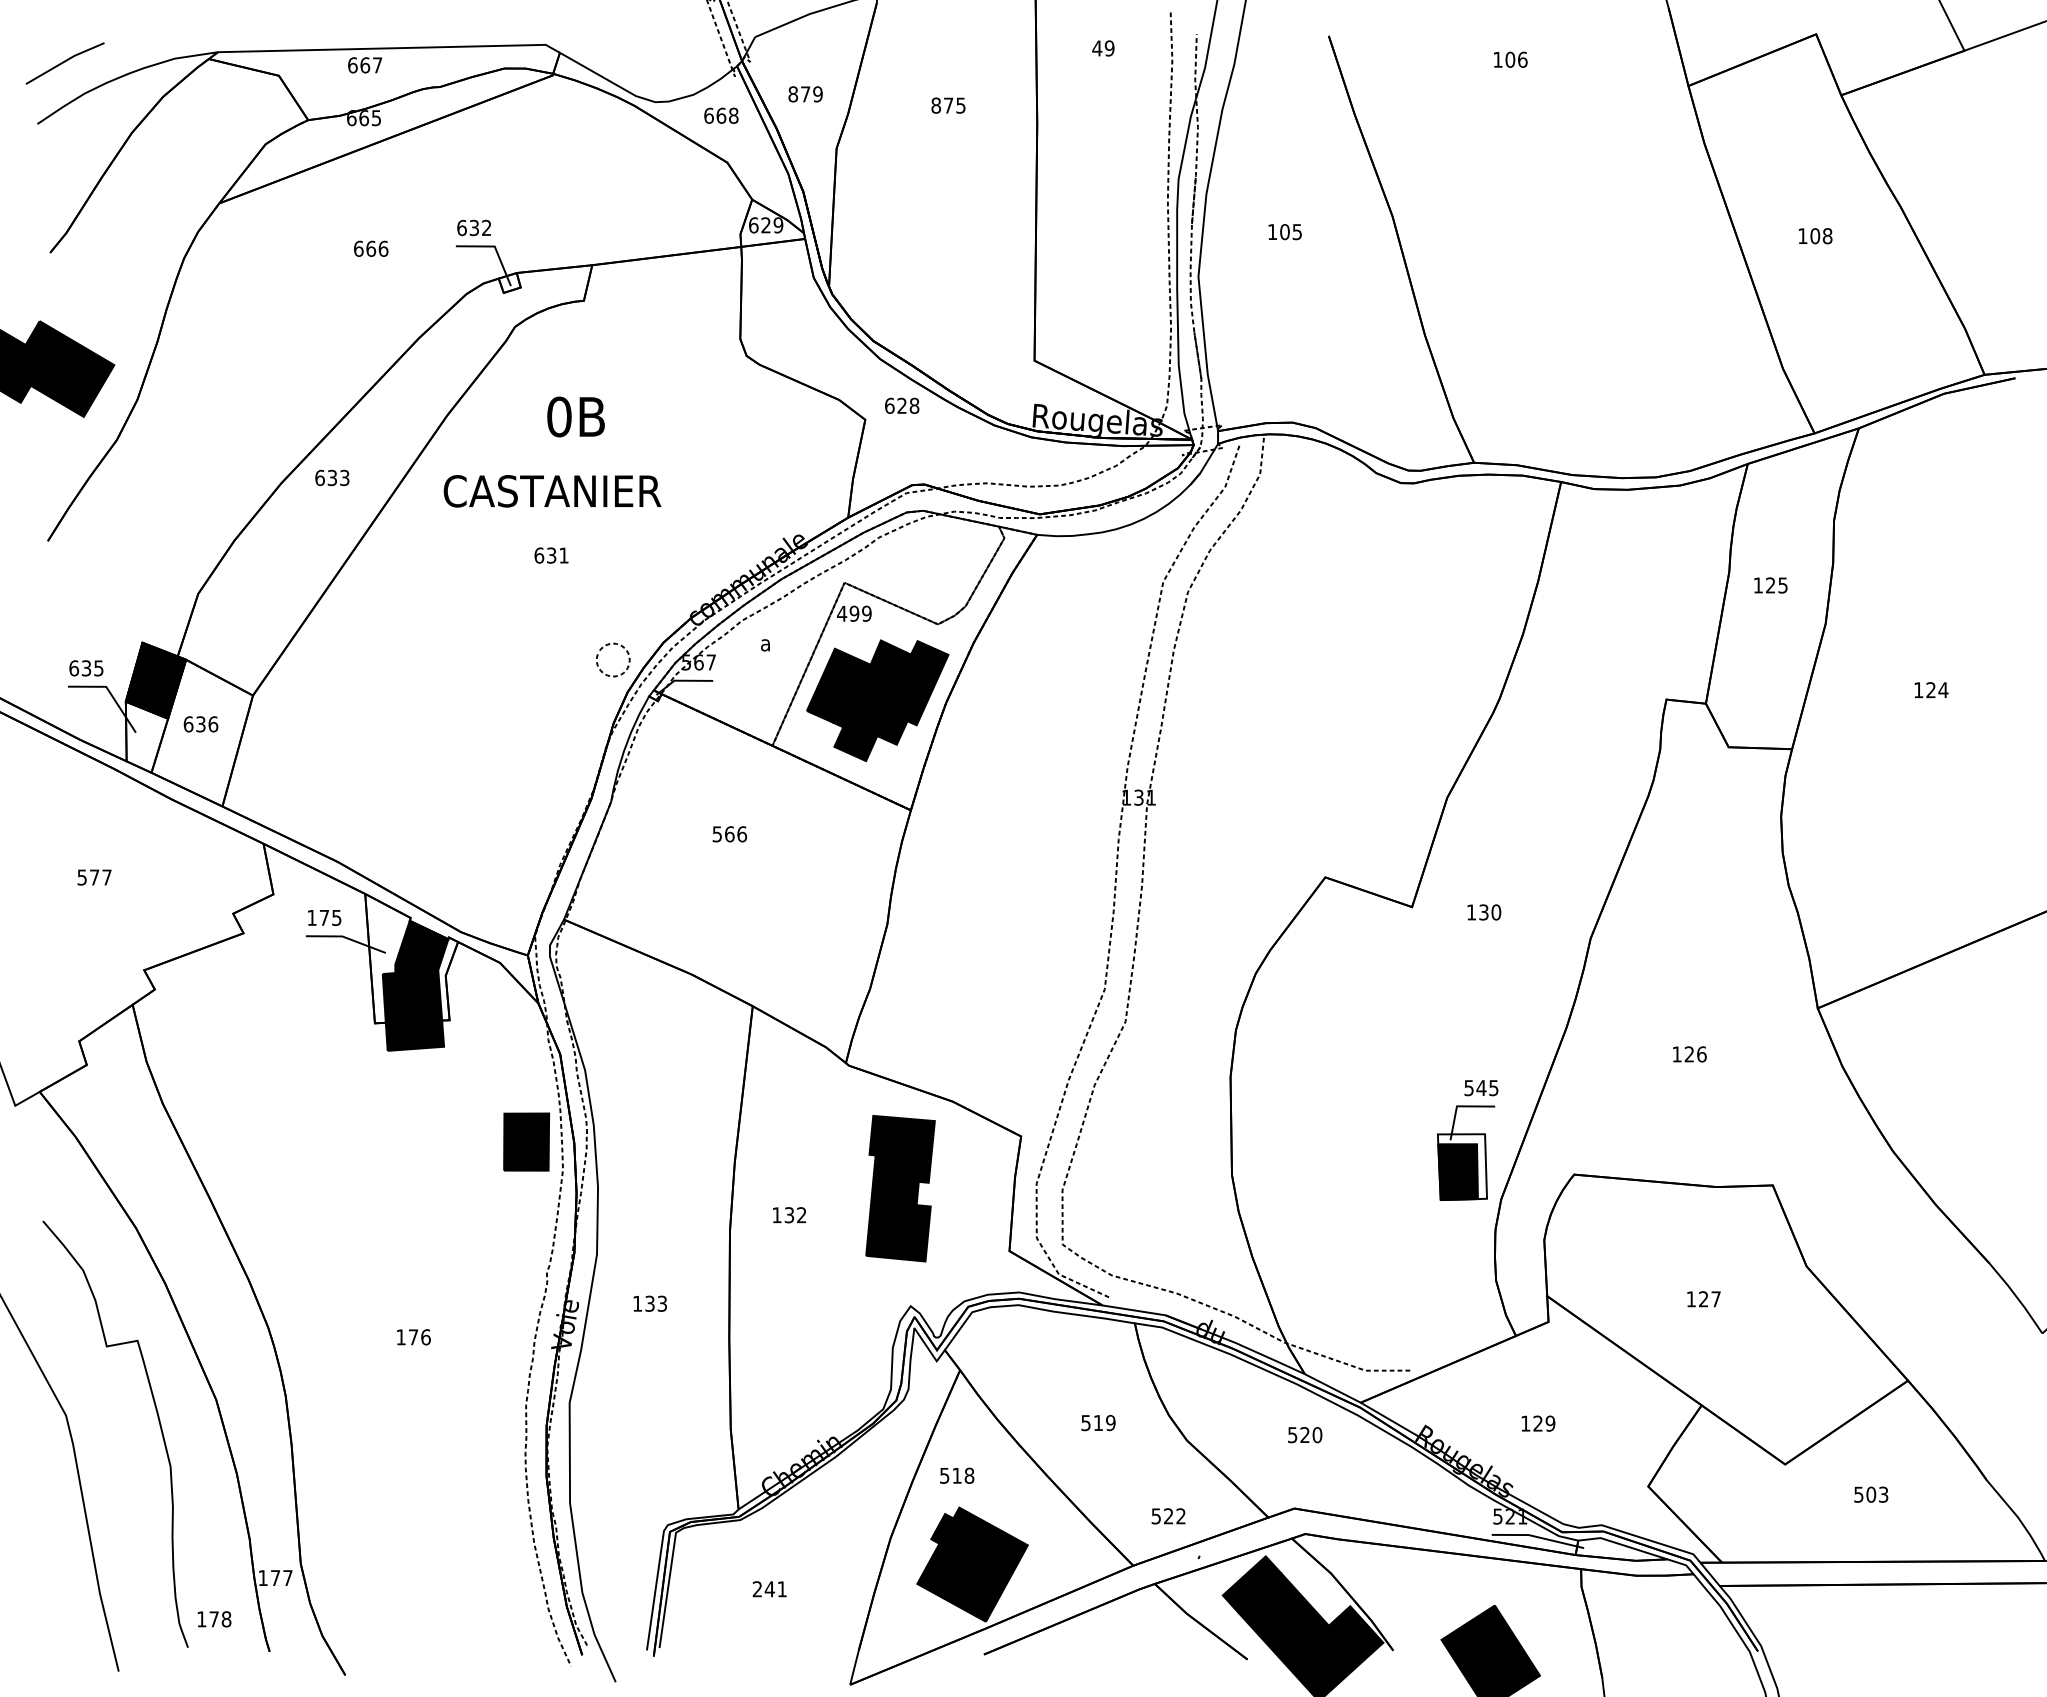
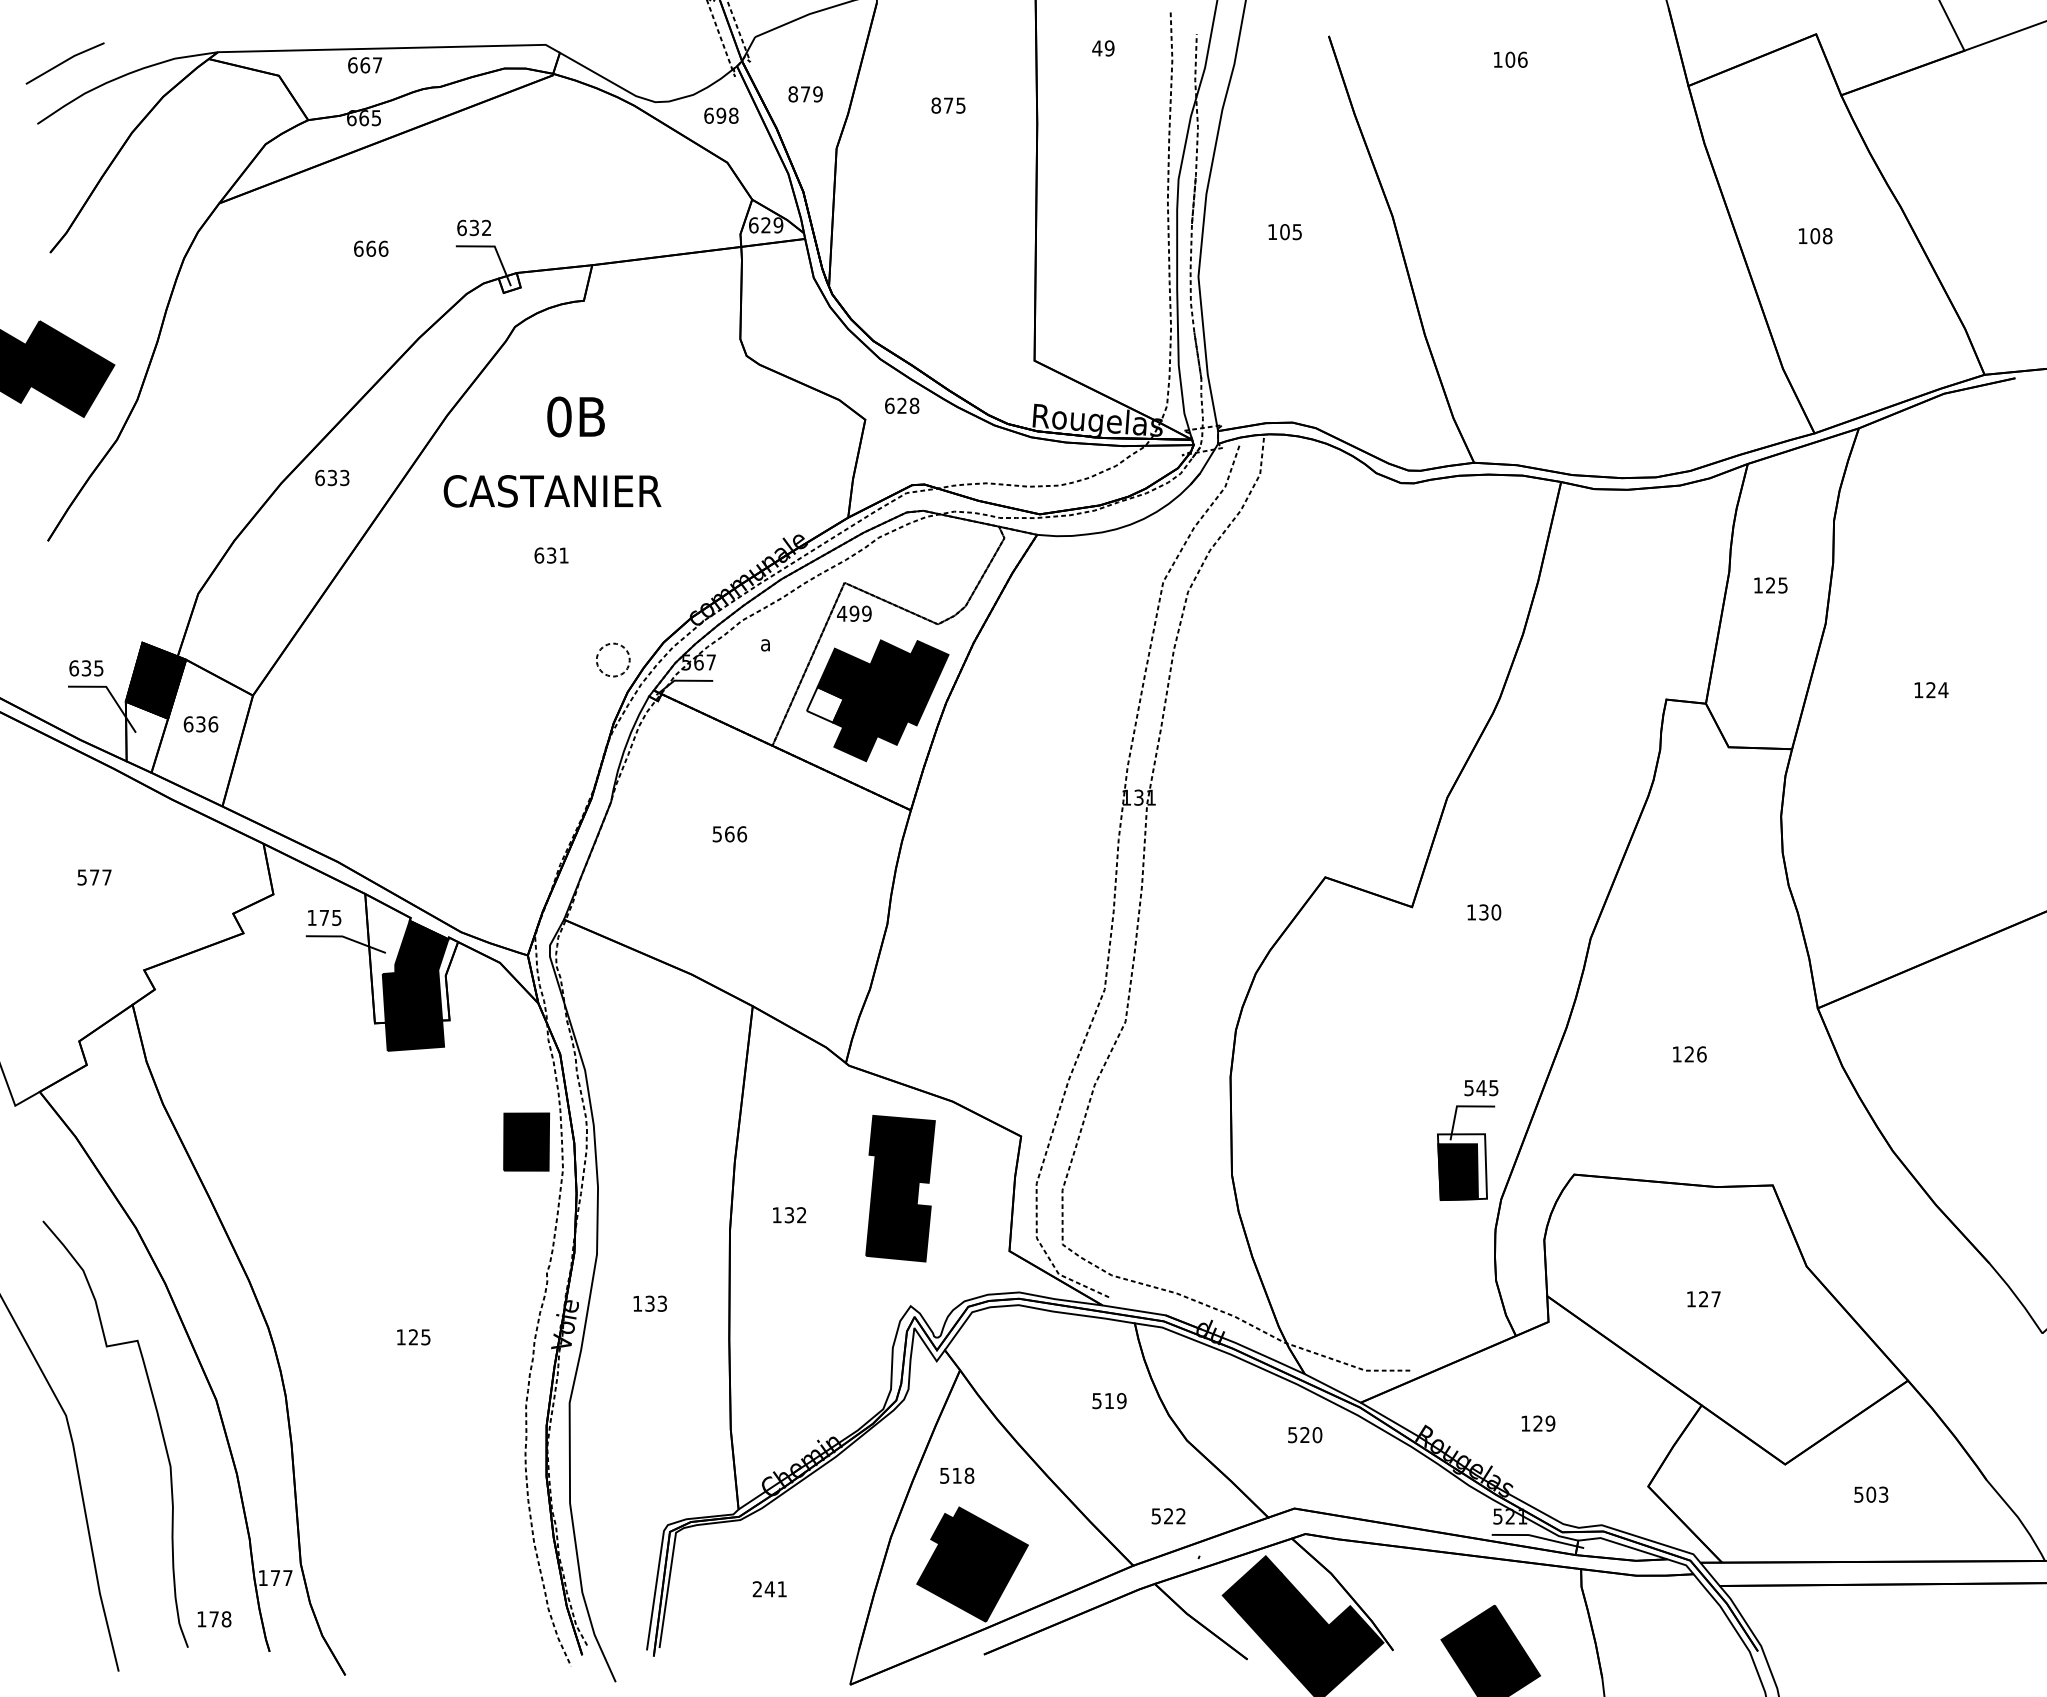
text: 668 -> 698 (721, 115)
fill: present -> none (824, 704)
text: 176 -> 125 (419, 1337)
text position: (1098, 1423) -> (1109, 1401) (1109, 1401)
